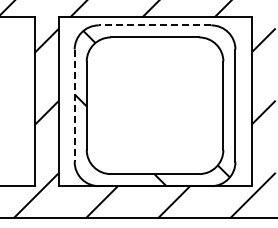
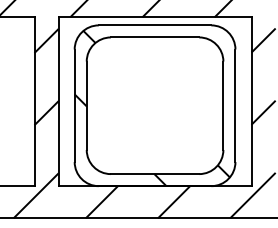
line: dashed -> solid (154, 25)
line: dashed -> solid (74, 106)
